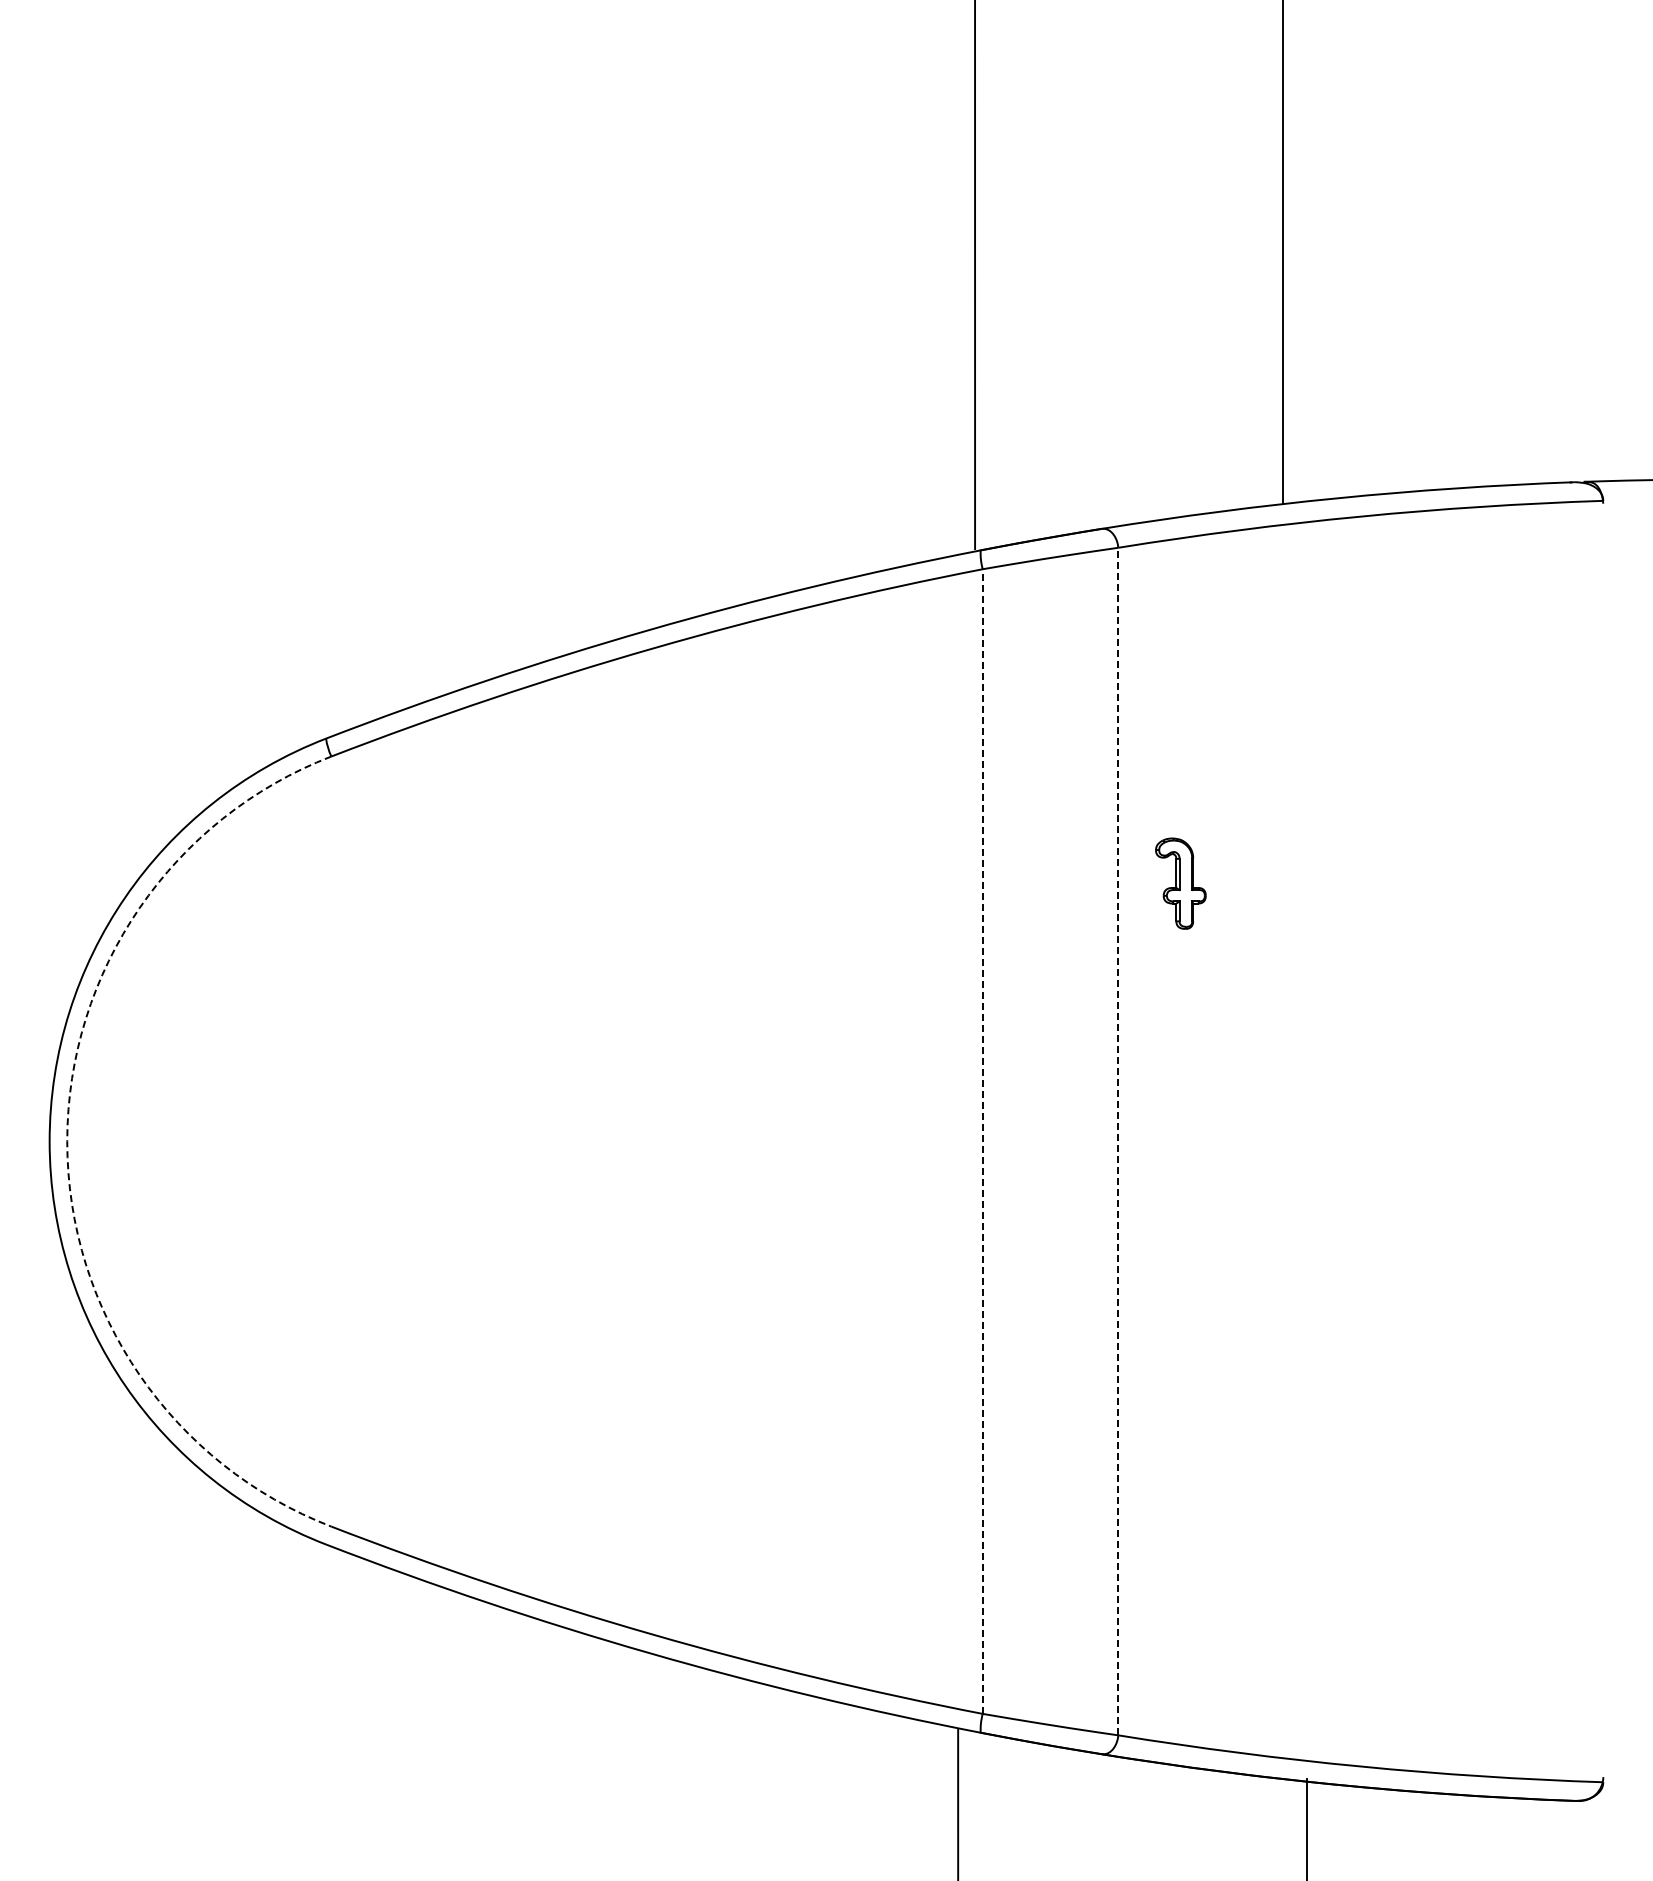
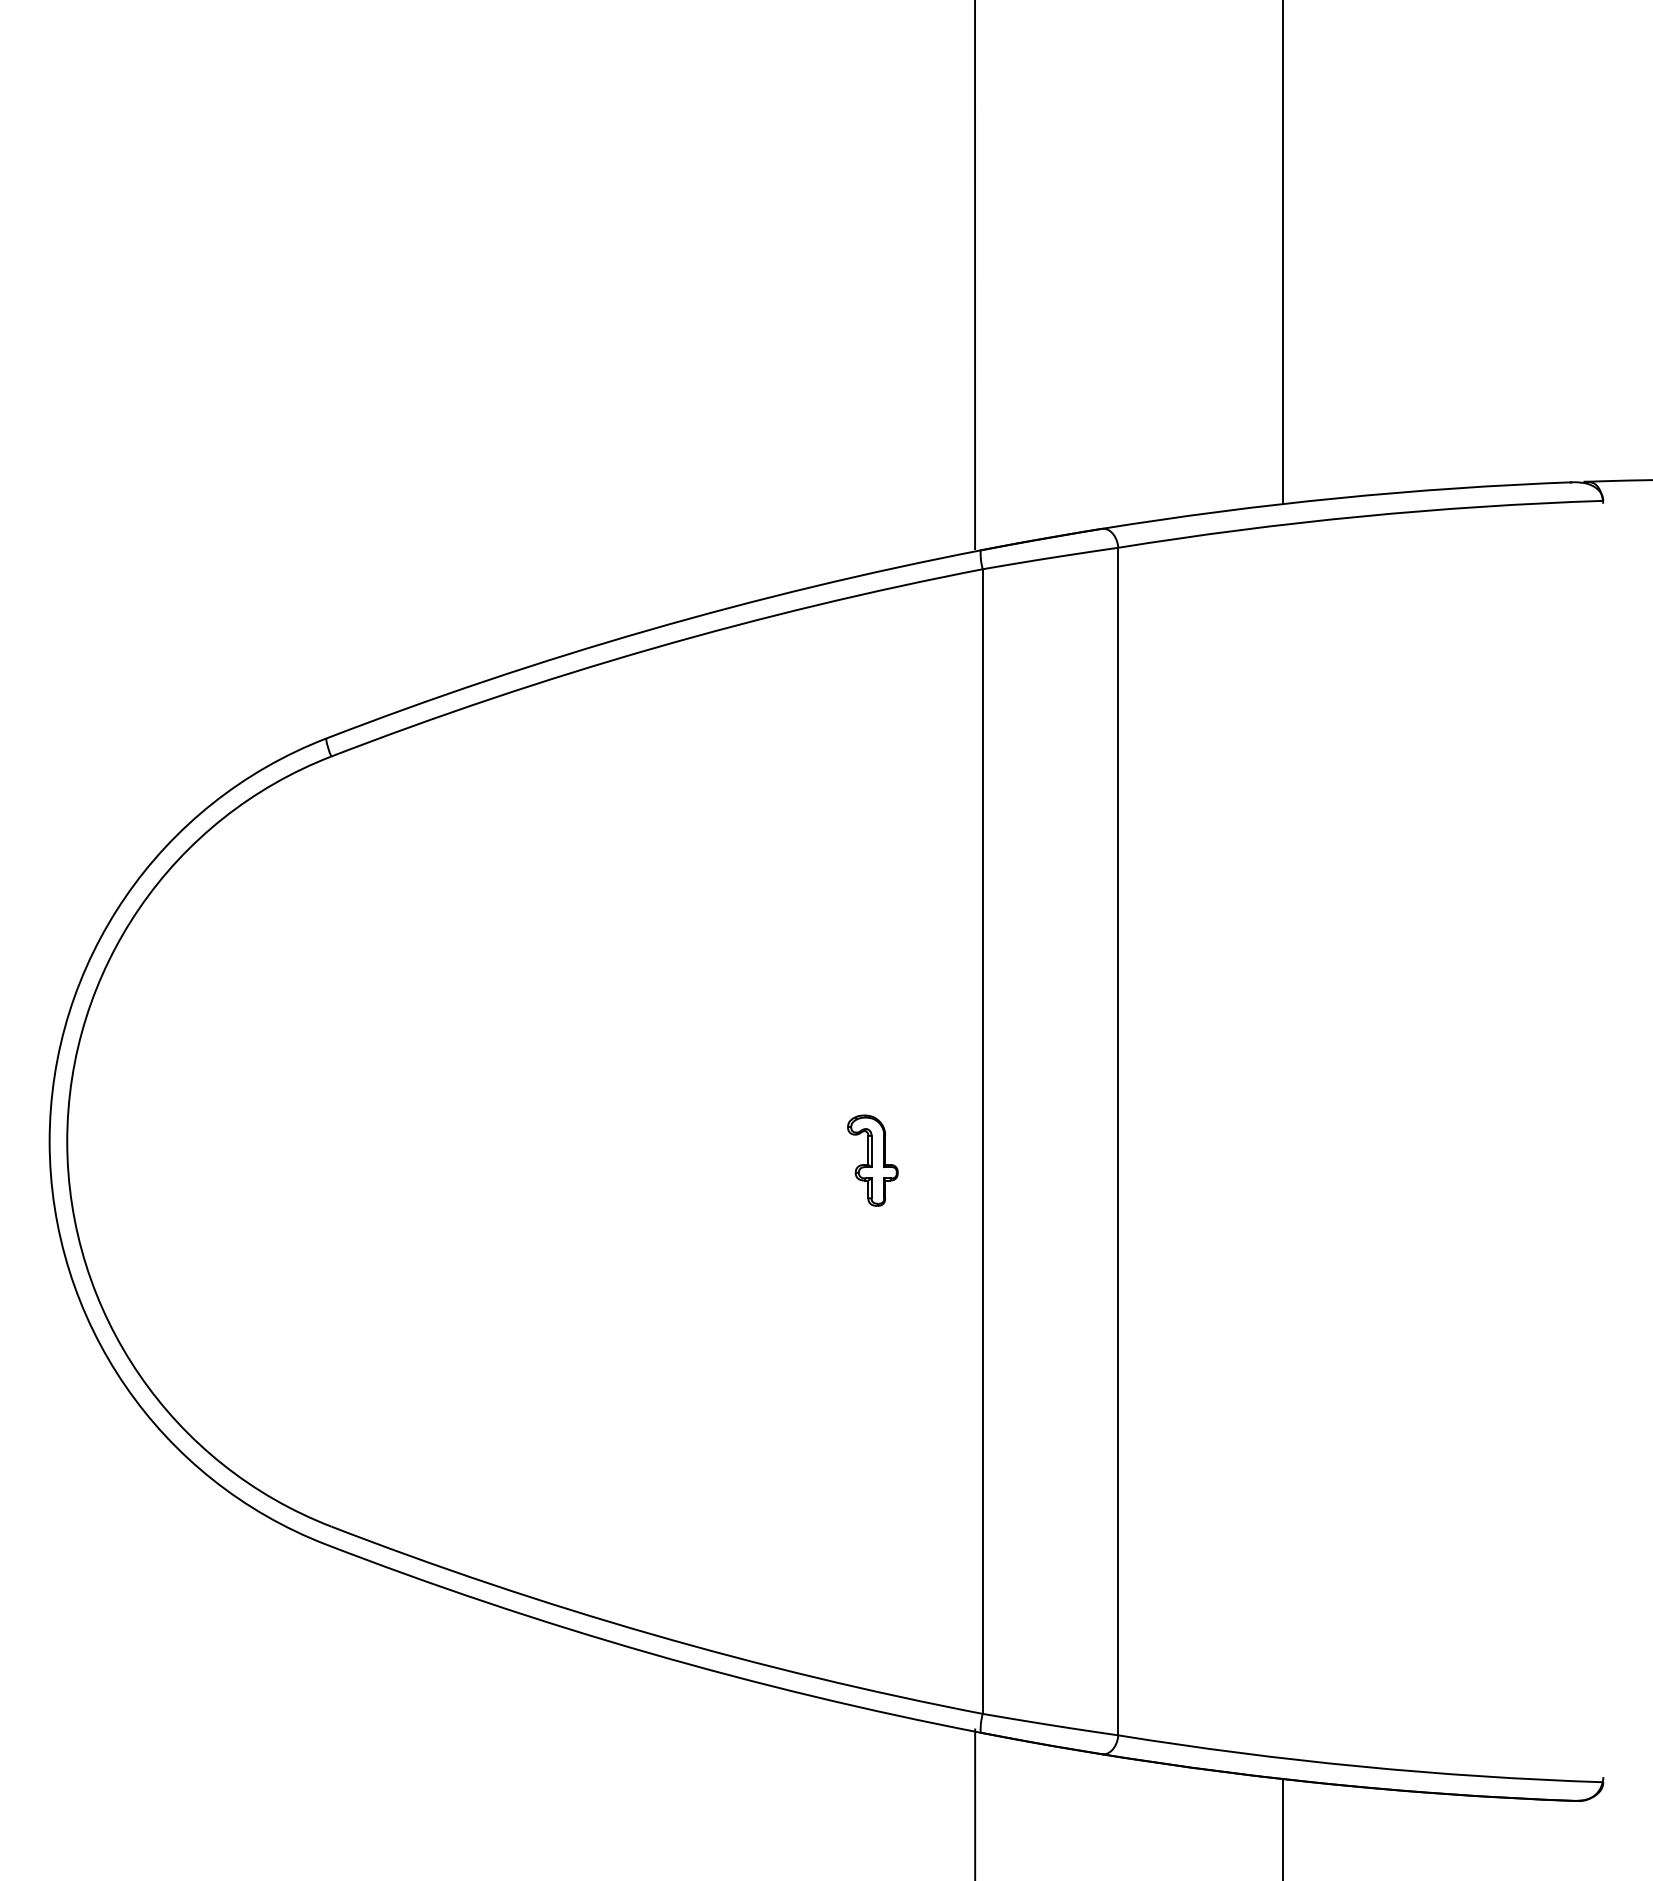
part position: (1180, 883) -> (872, 1160) (872, 1160)
arc: dashed -> solid (67, 1141)
line: dashed -> solid (982, 1141)
line: dashed -> solid (1118, 1141)
line position: (958, 1803) -> (975, 1803) (975, 1803)
line position: (1307, 1828) -> (1283, 1828) (1283, 1828)
